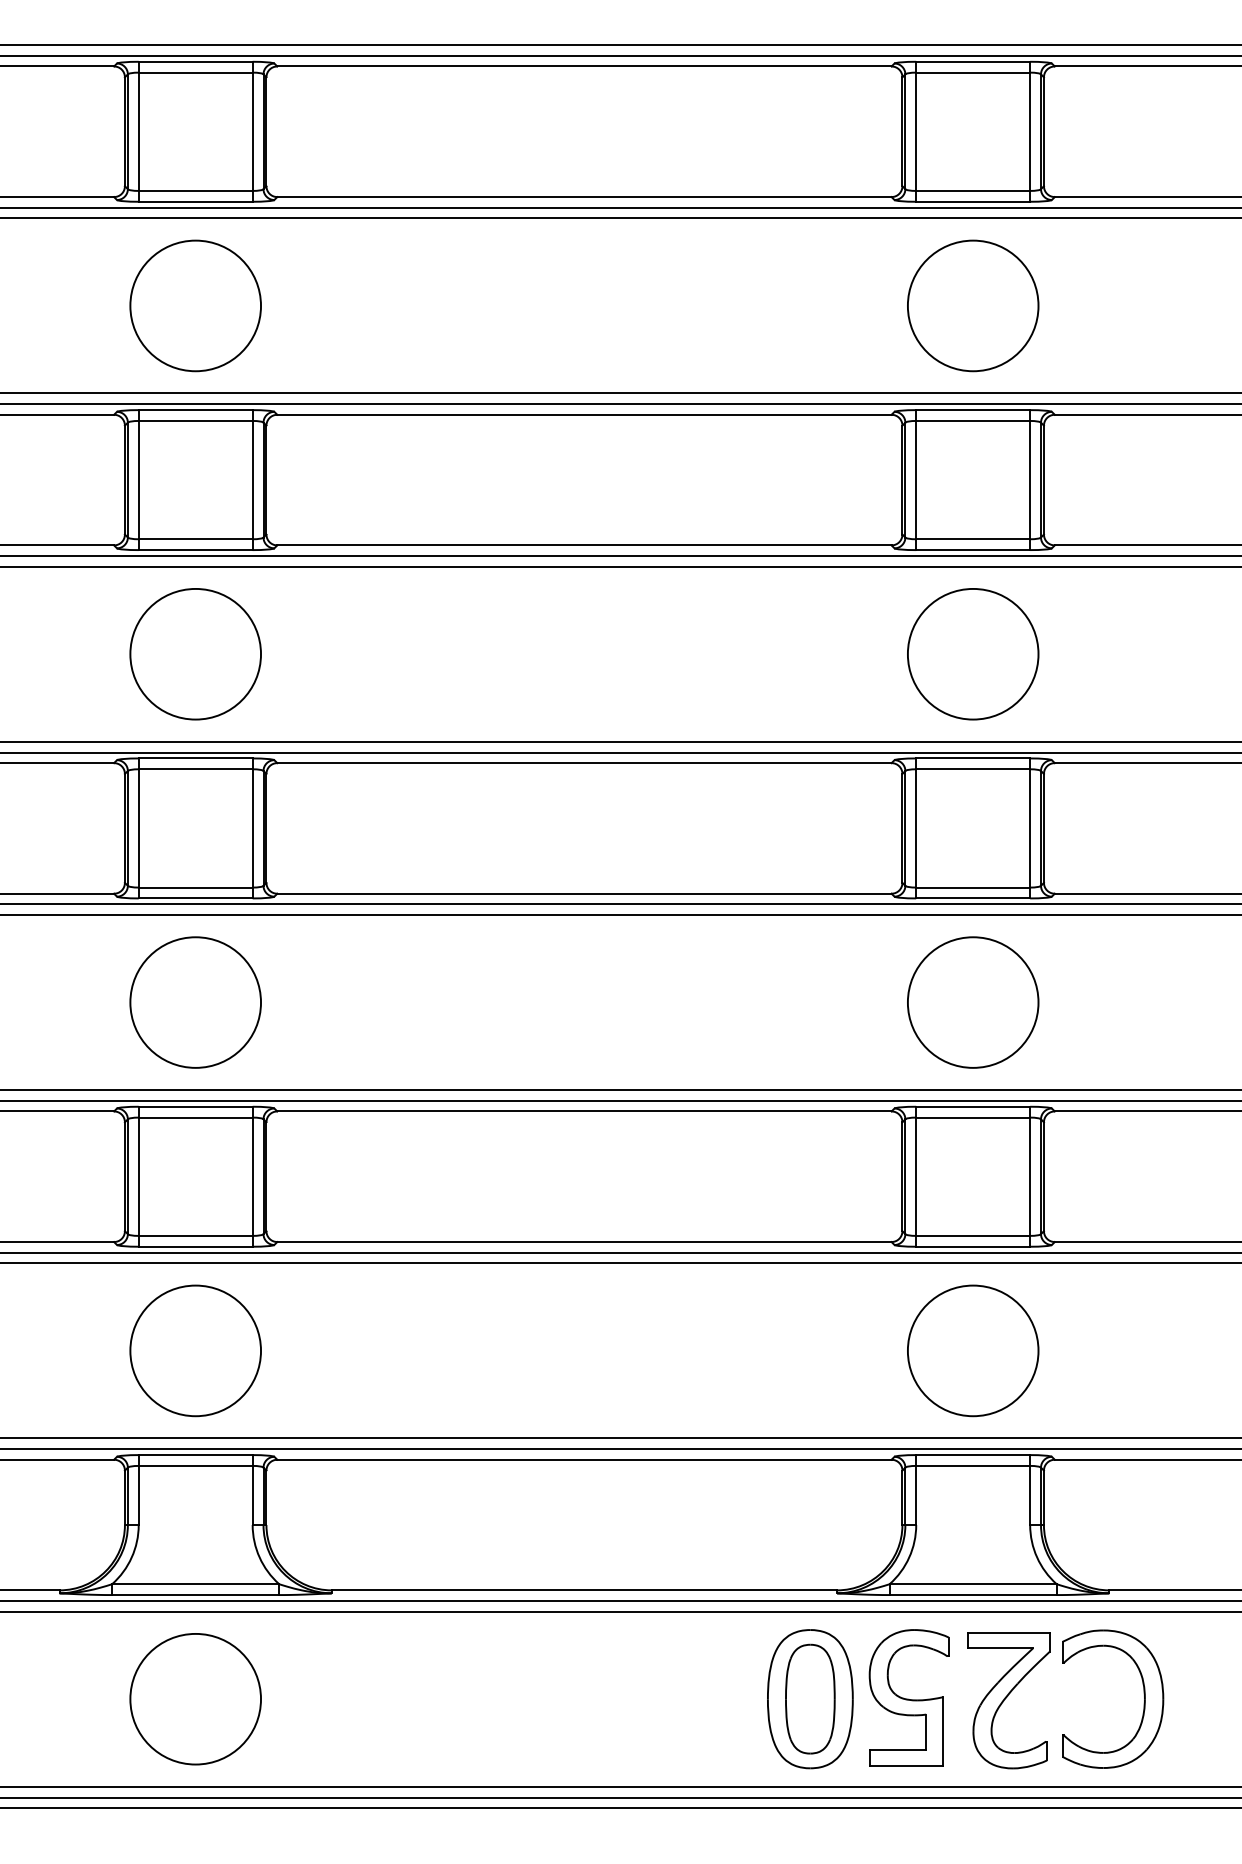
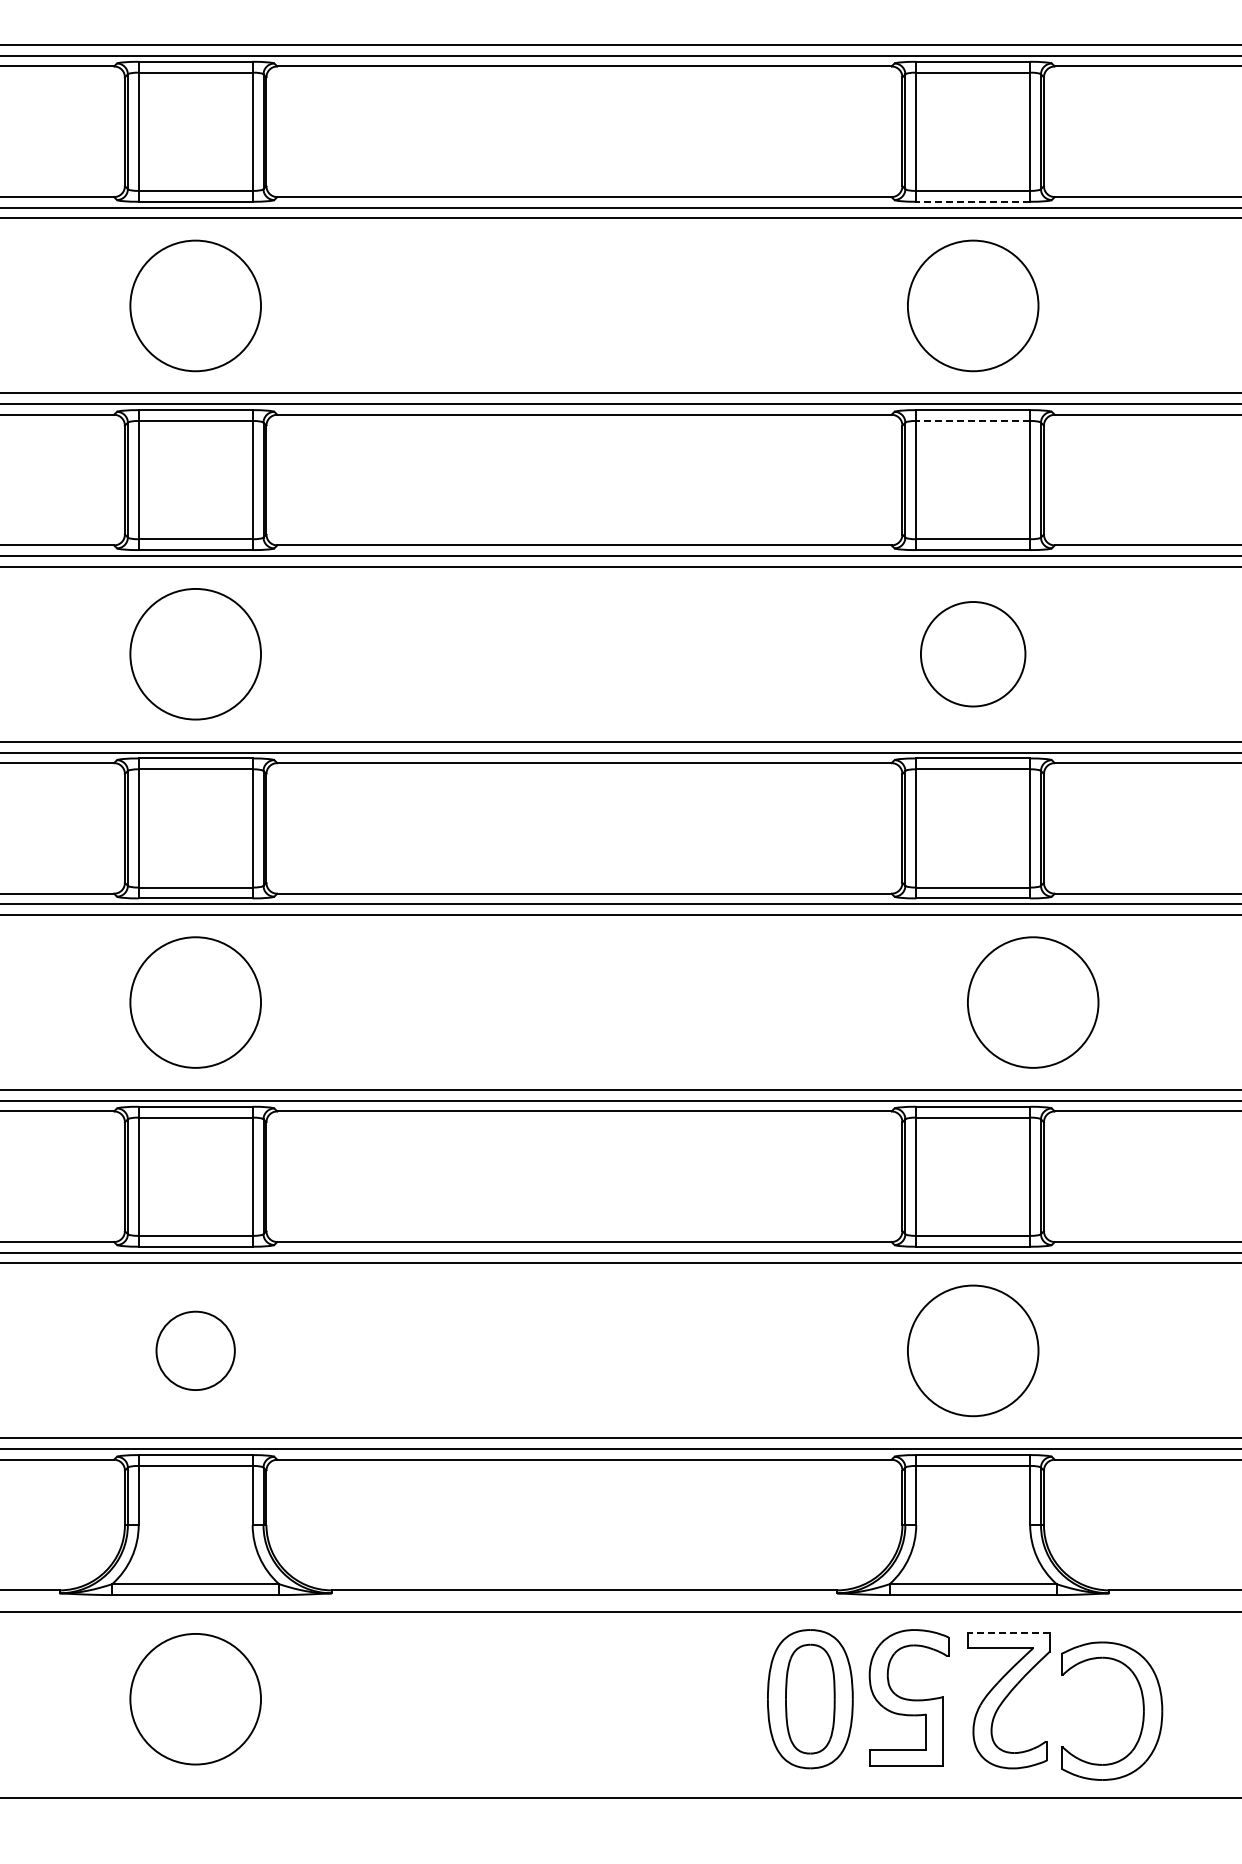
line: solid -> dashed (973, 201)
line: solid -> dashed (973, 420)
circle diameter: 131 px -> 104 px (972, 654)
circle position: (973, 1002) -> (1033, 1002) (1033, 1002)
circle diameter: 131 px -> 78 px (195, 1350)
line: present -> none (620, 1600)
line: solid -> dashed (1008, 1632)
part position: (1143, 1694) -> (1142, 1706) (1142, 1706)
line: present -> none (620, 1786)
line: present -> none (620, 1808)
